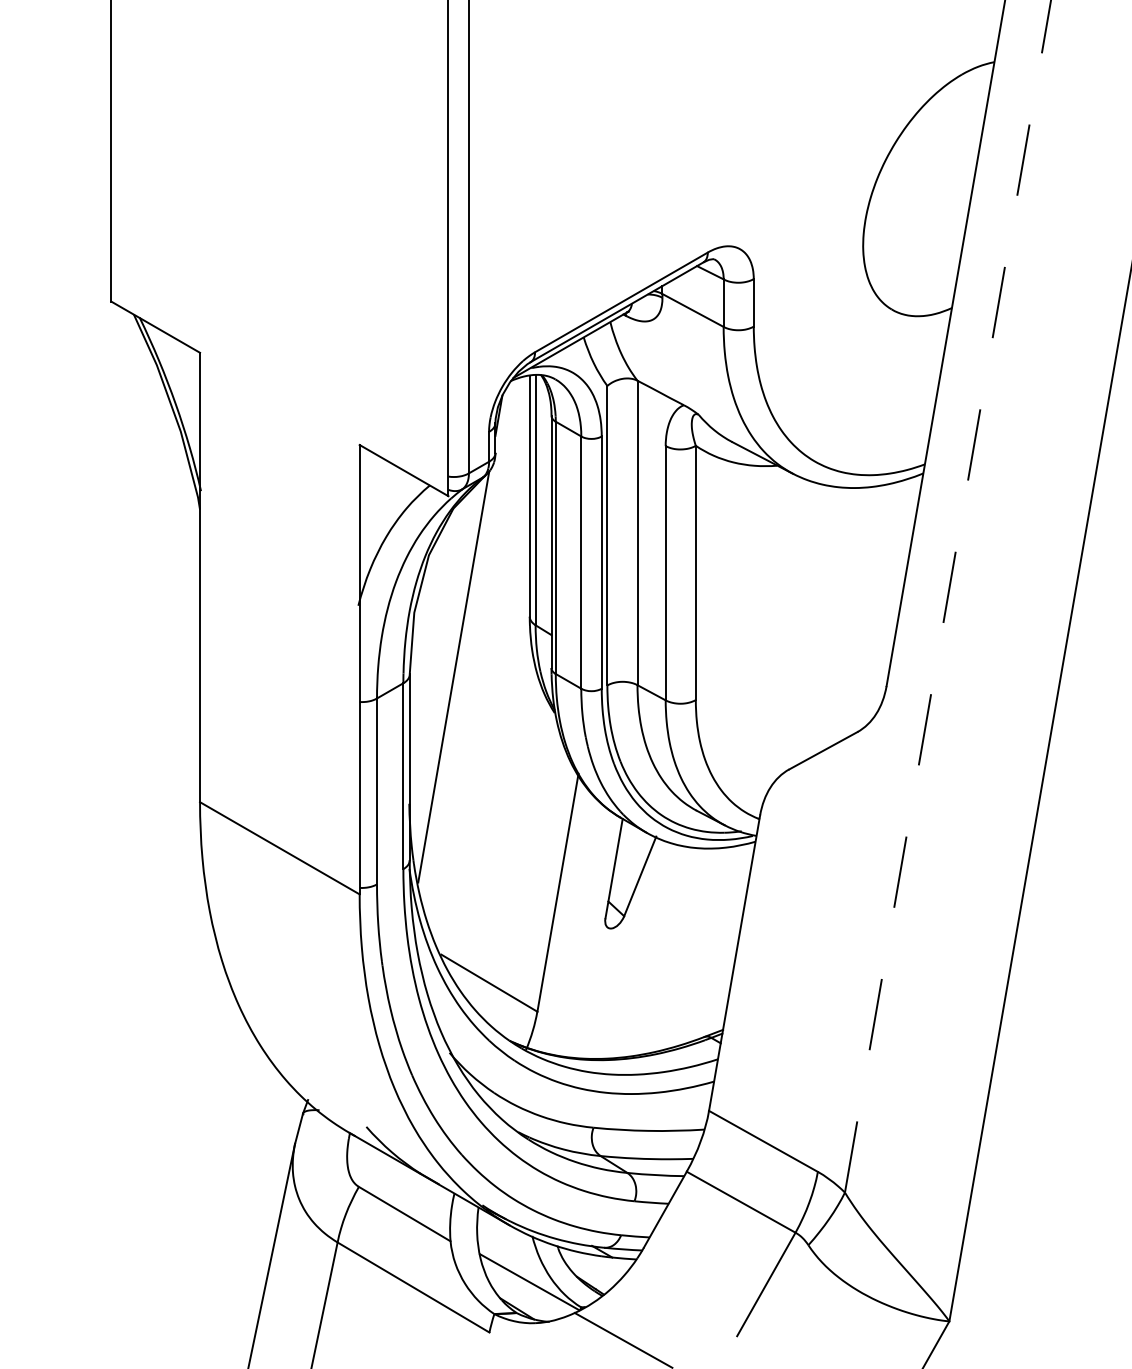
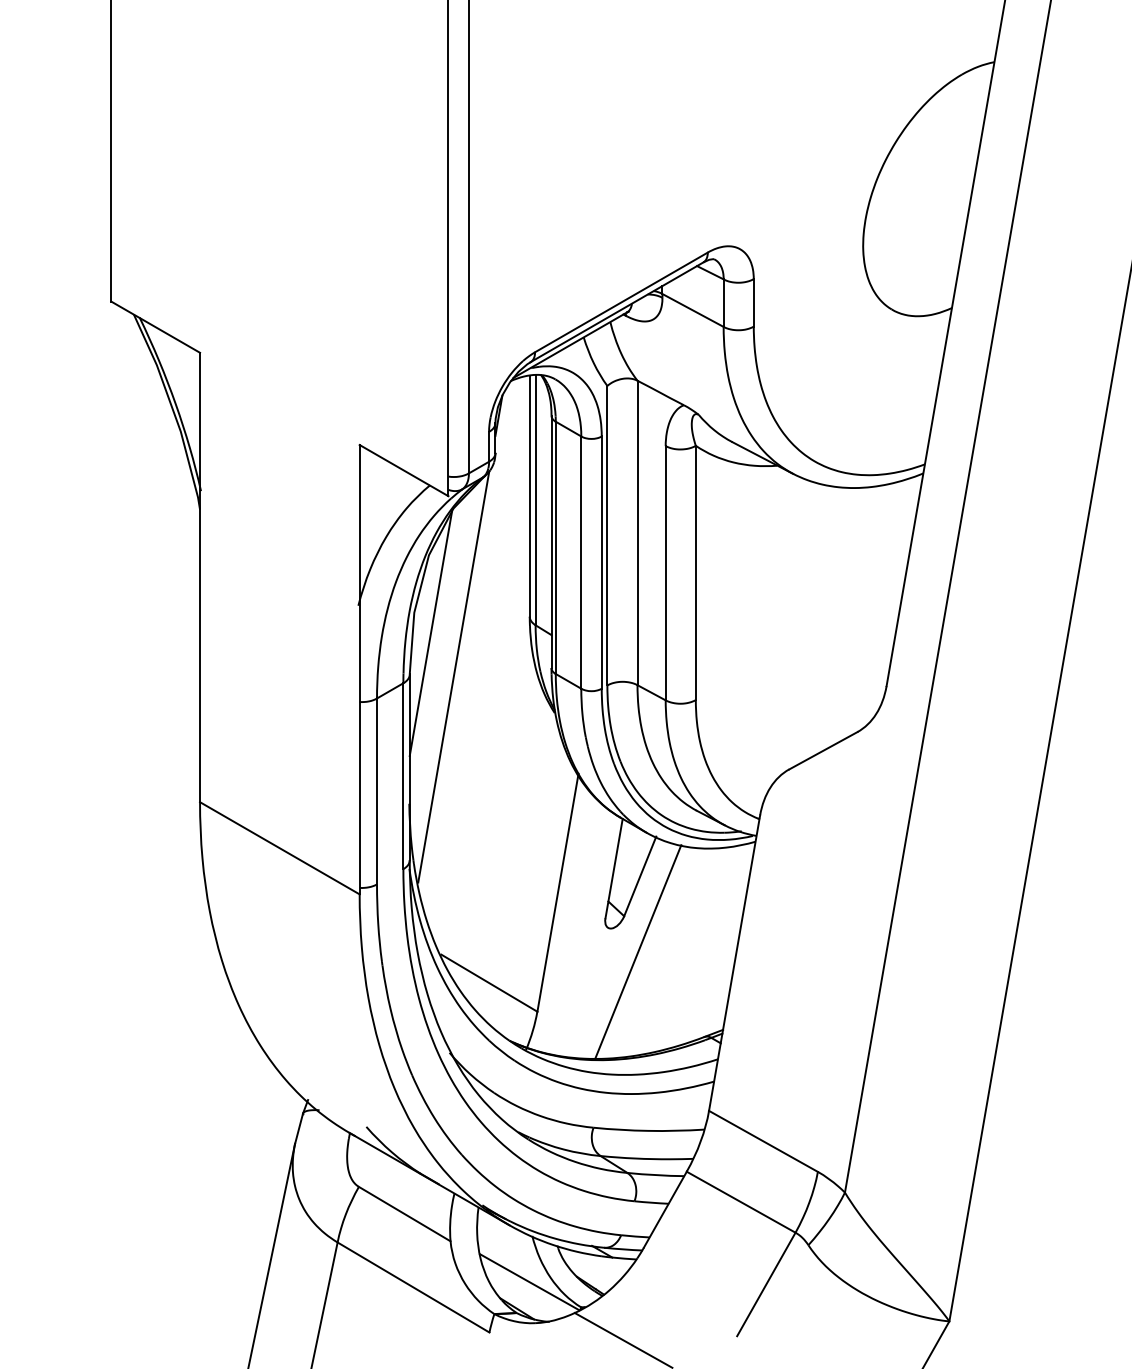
line: dashed -> solid (948, 595)
line: none -> present (430, 633)
line: none -> present (638, 951)
